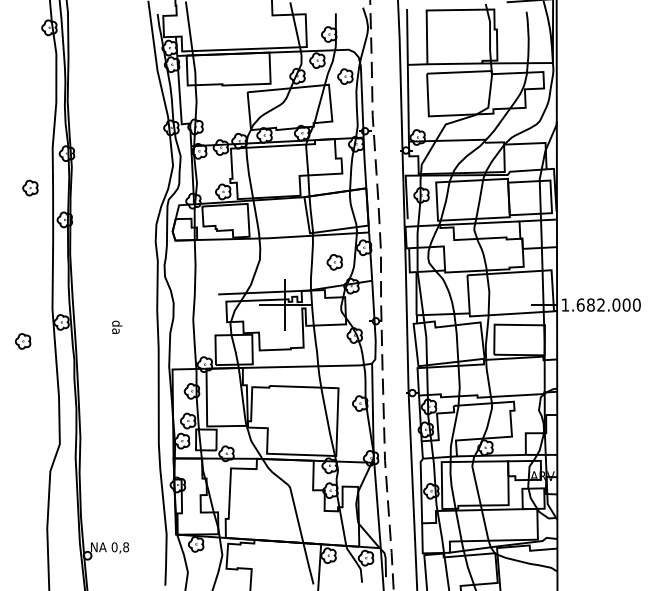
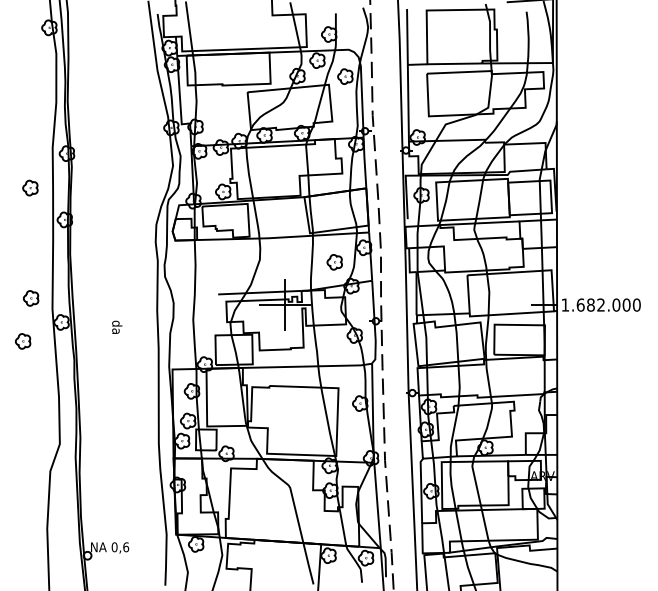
part: none -> present (30, 298)
text: 0,8 -> 0,6 (126, 546)
